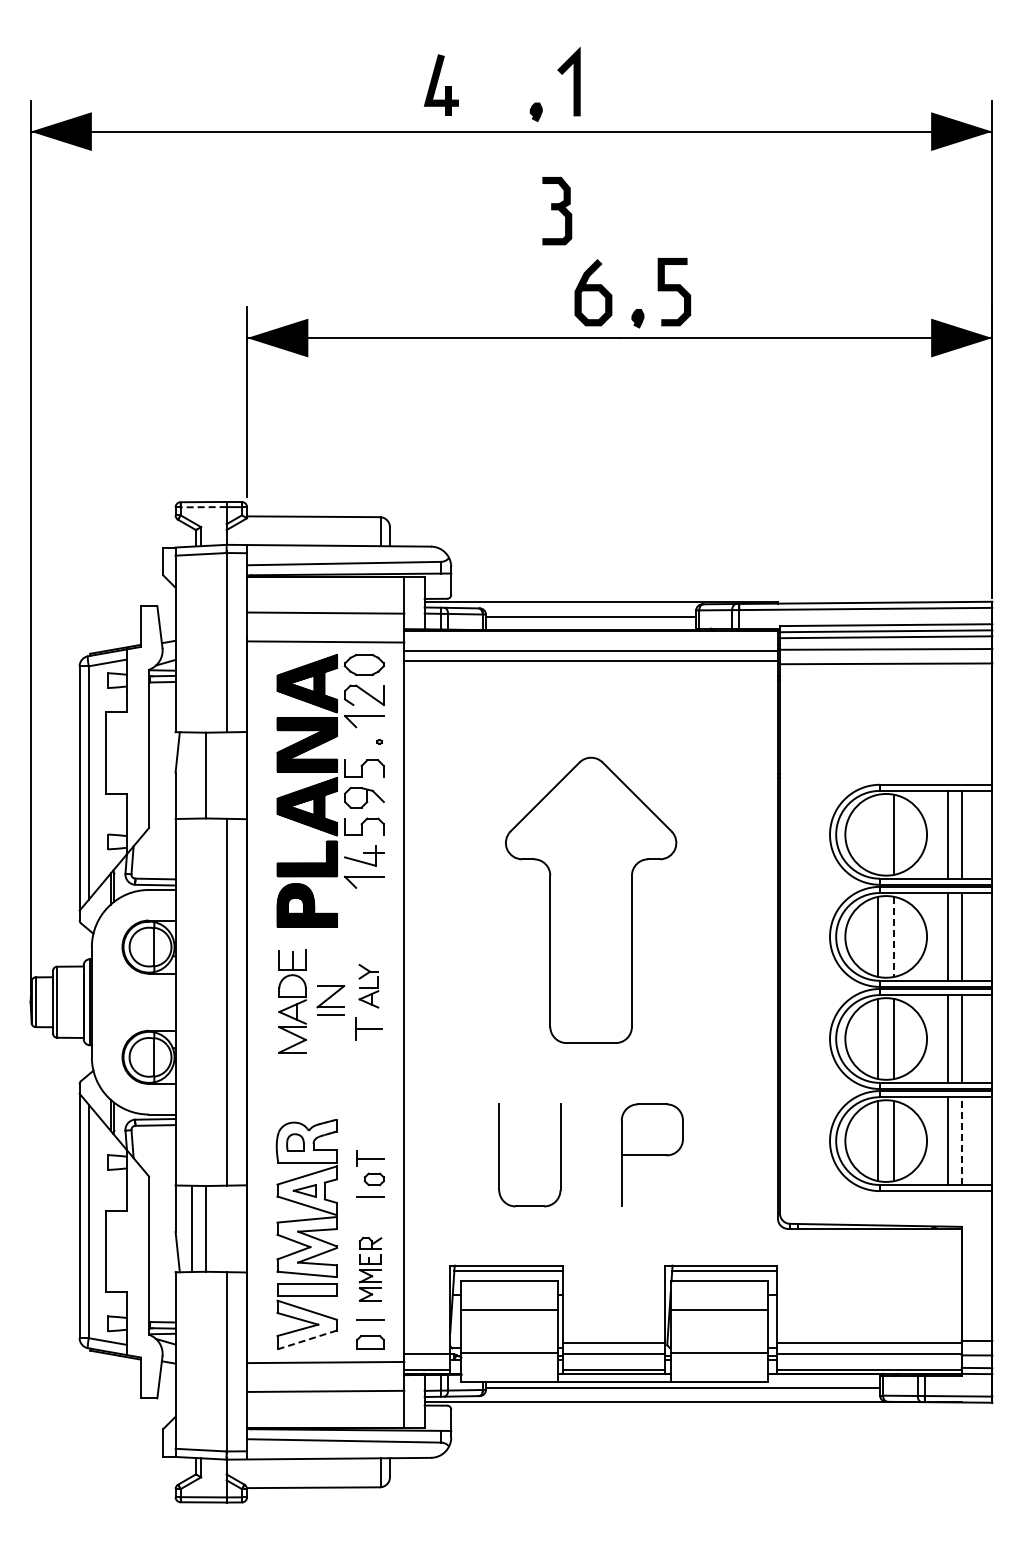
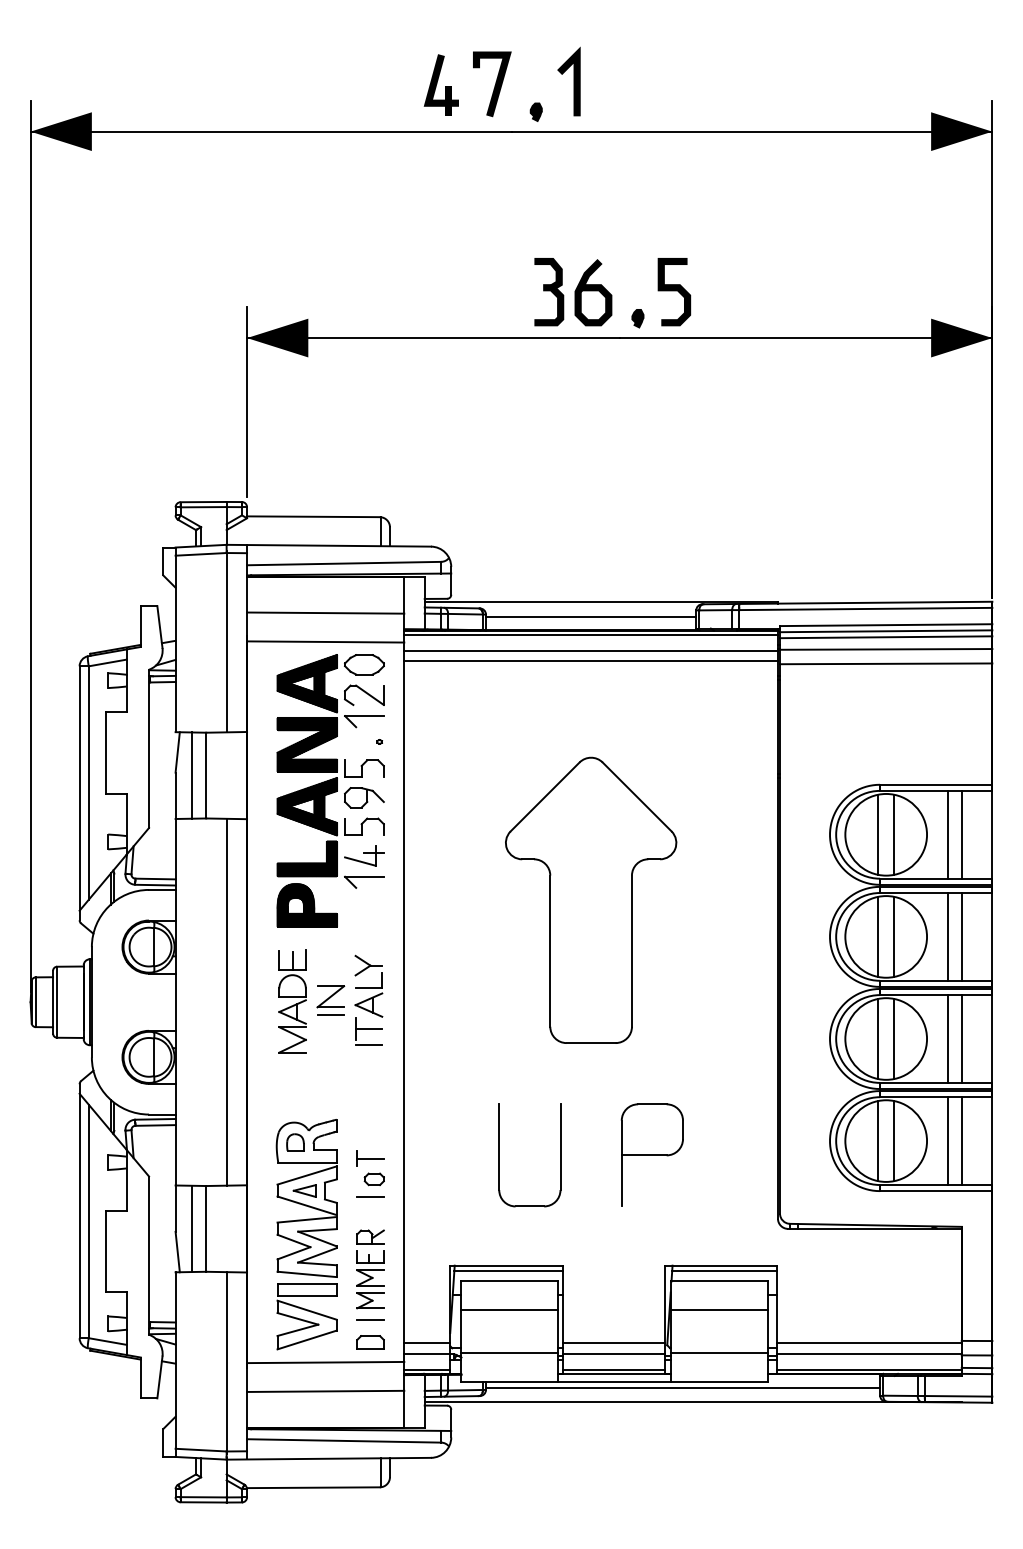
line: none -> present (494, 85)
part position: (557, 211) -> (549, 292) (549, 292)
line: dashed -> solid (203, 507)
line: none -> present (590, 634)
line: none -> present (191, 775)
line: none -> present (878, 834)
line: dashed -> solid (894, 937)
part size: 22x46 px -> 30x64 px (368, 985)
line: none -> present (368, 1045)
line: dashed -> solid (961, 1141)
part size: 25x65 px -> 29x81 px (370, 1269)
line: dashed -> solid (306, 1340)
line: none -> present (427, 1343)
